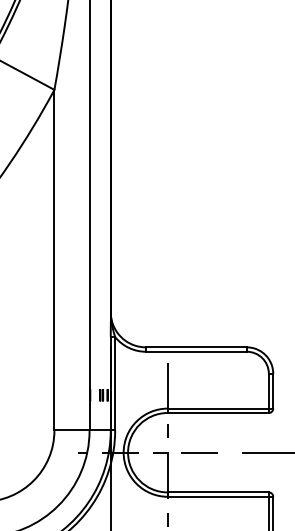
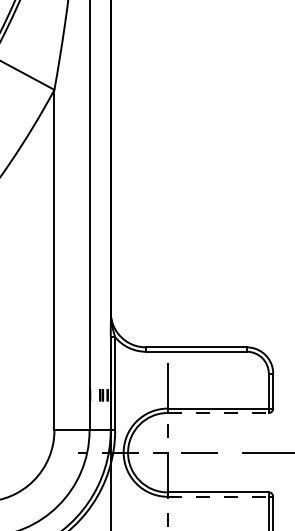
line: solid -> dashed (218, 413)
line: solid -> dashed (218, 496)
